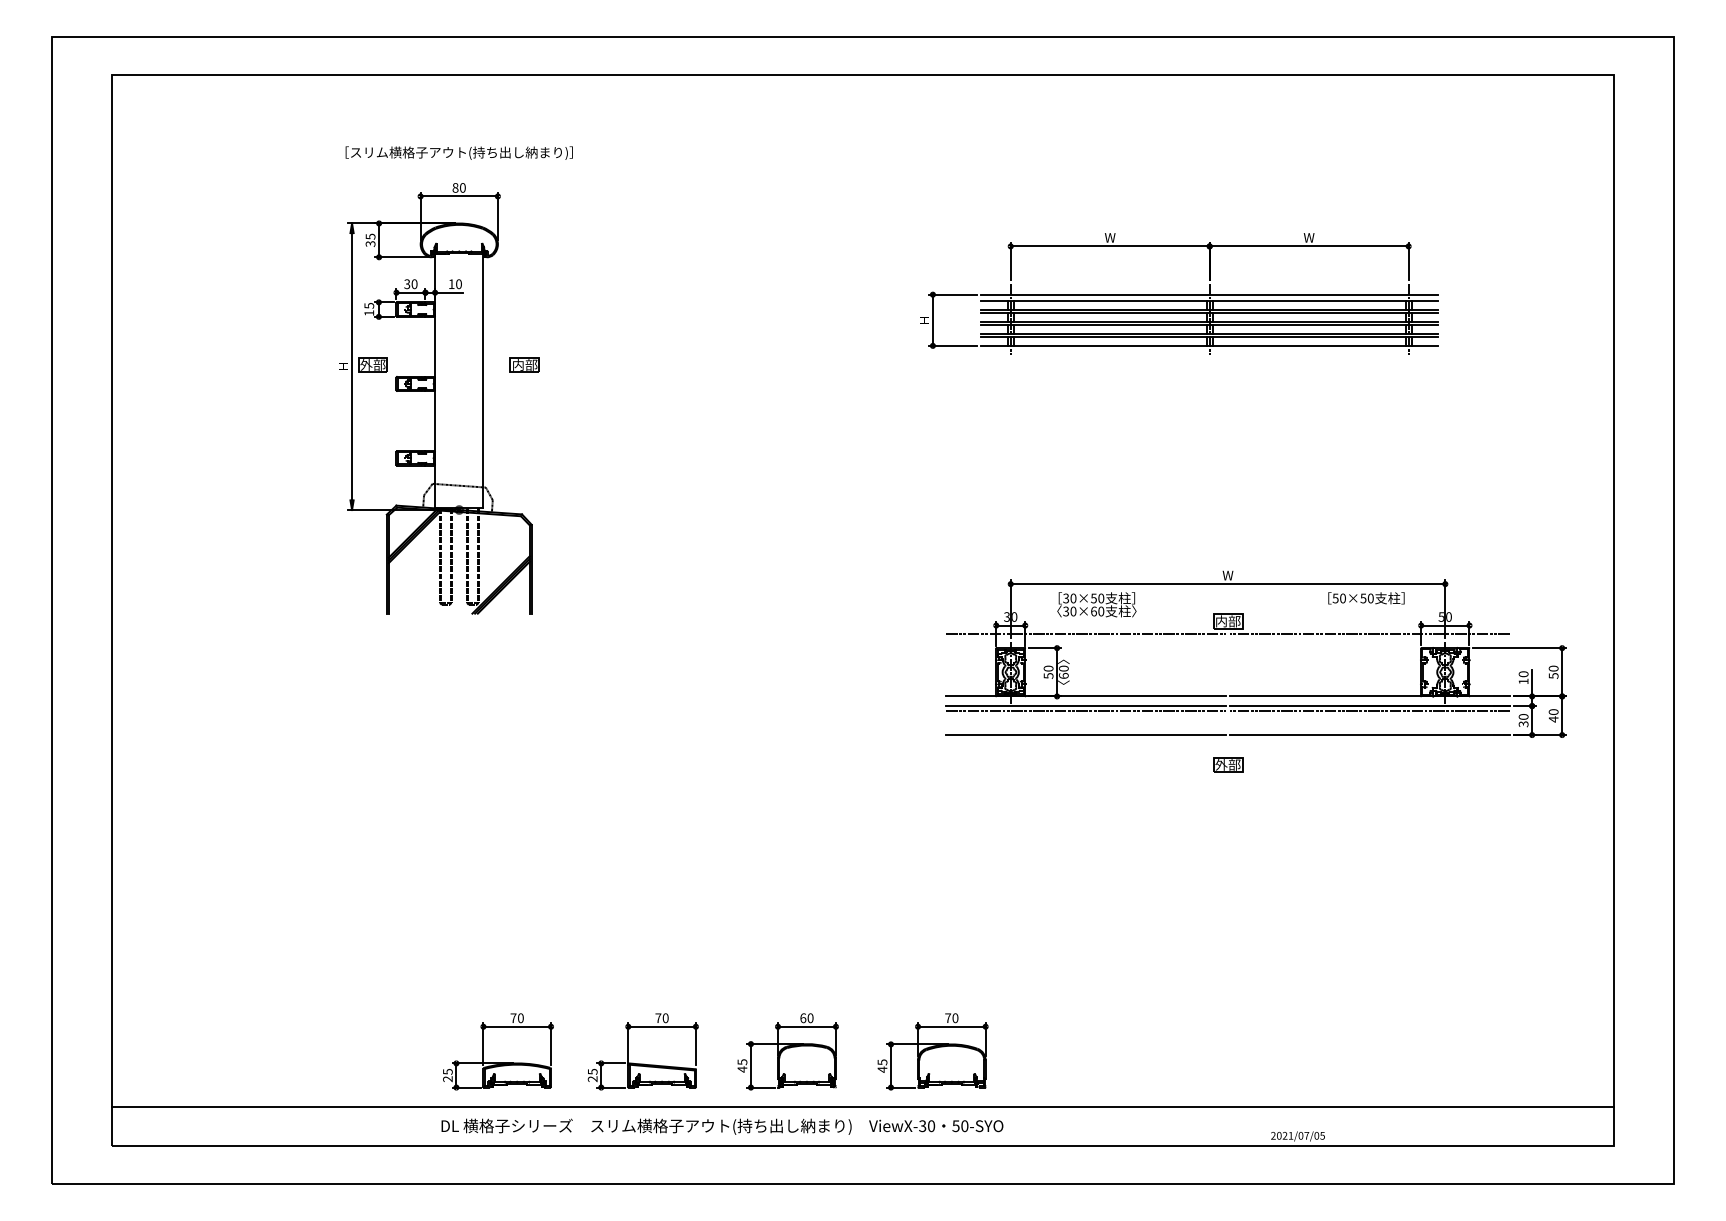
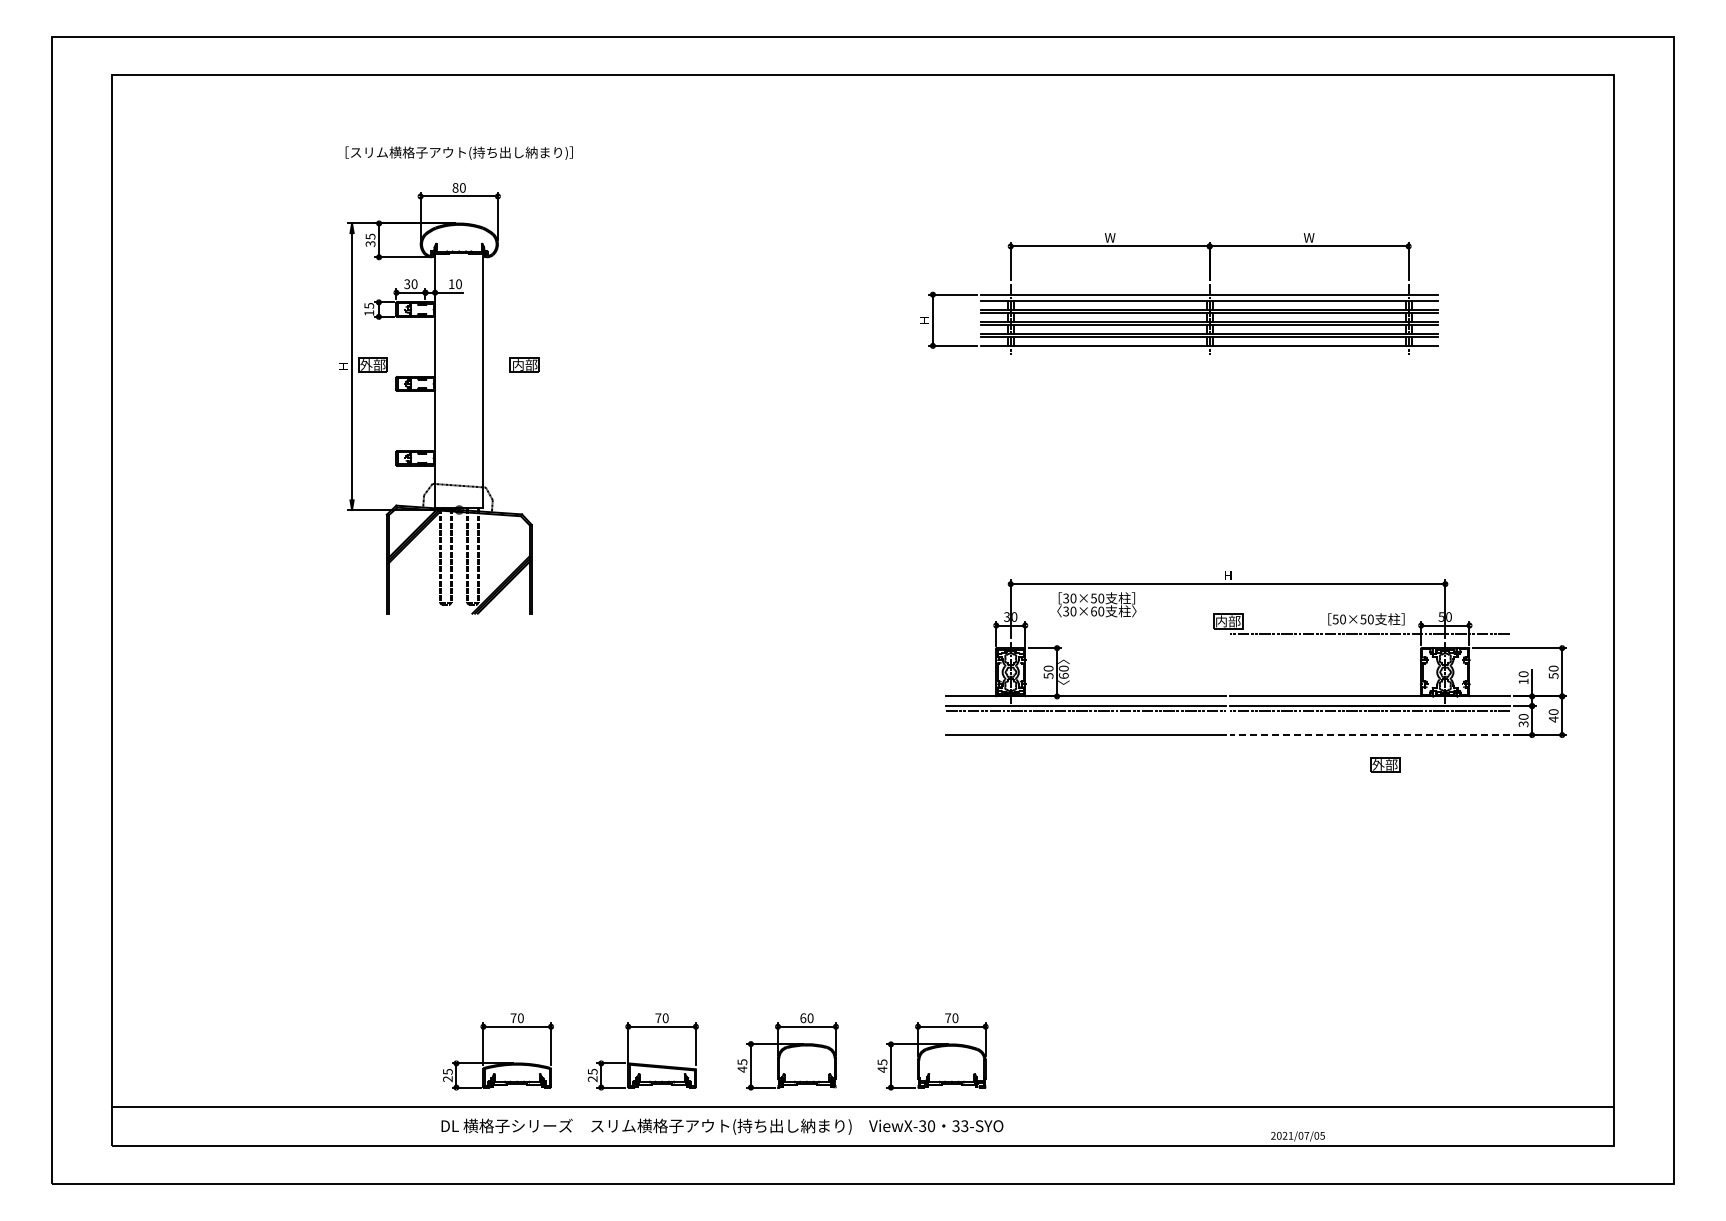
text: W -> H (1227, 575)
text position: (1366, 598) -> (1366, 619) (1366, 619)
line: present -> none (1086, 633)
line: solid -> dashed (1369, 735)
part position: (1228, 764) -> (1385, 764) (1385, 764)
text: 50-SYO -> 33-SYO (960, 1125)
